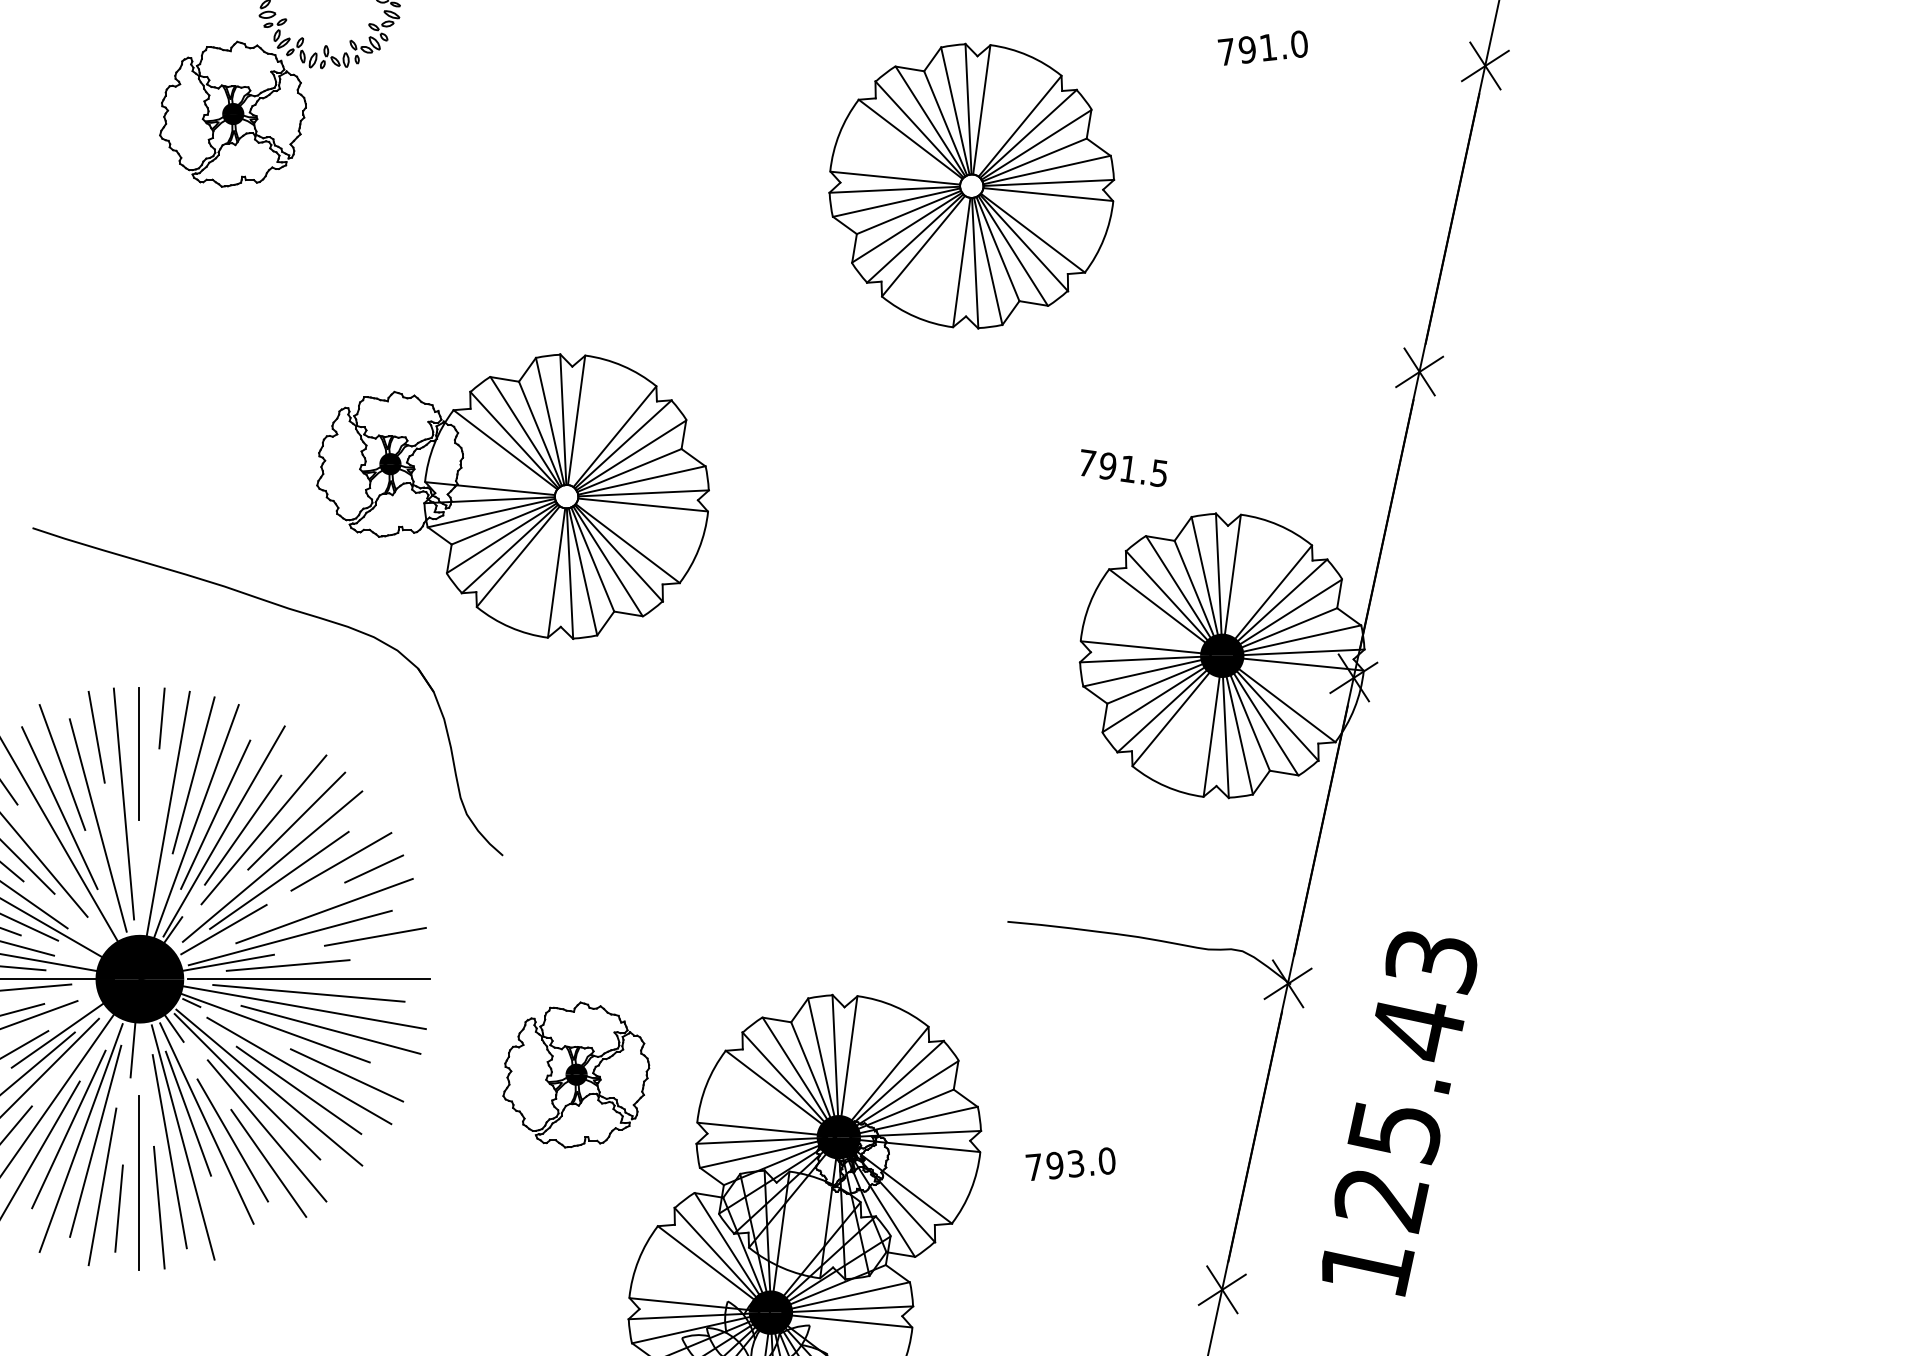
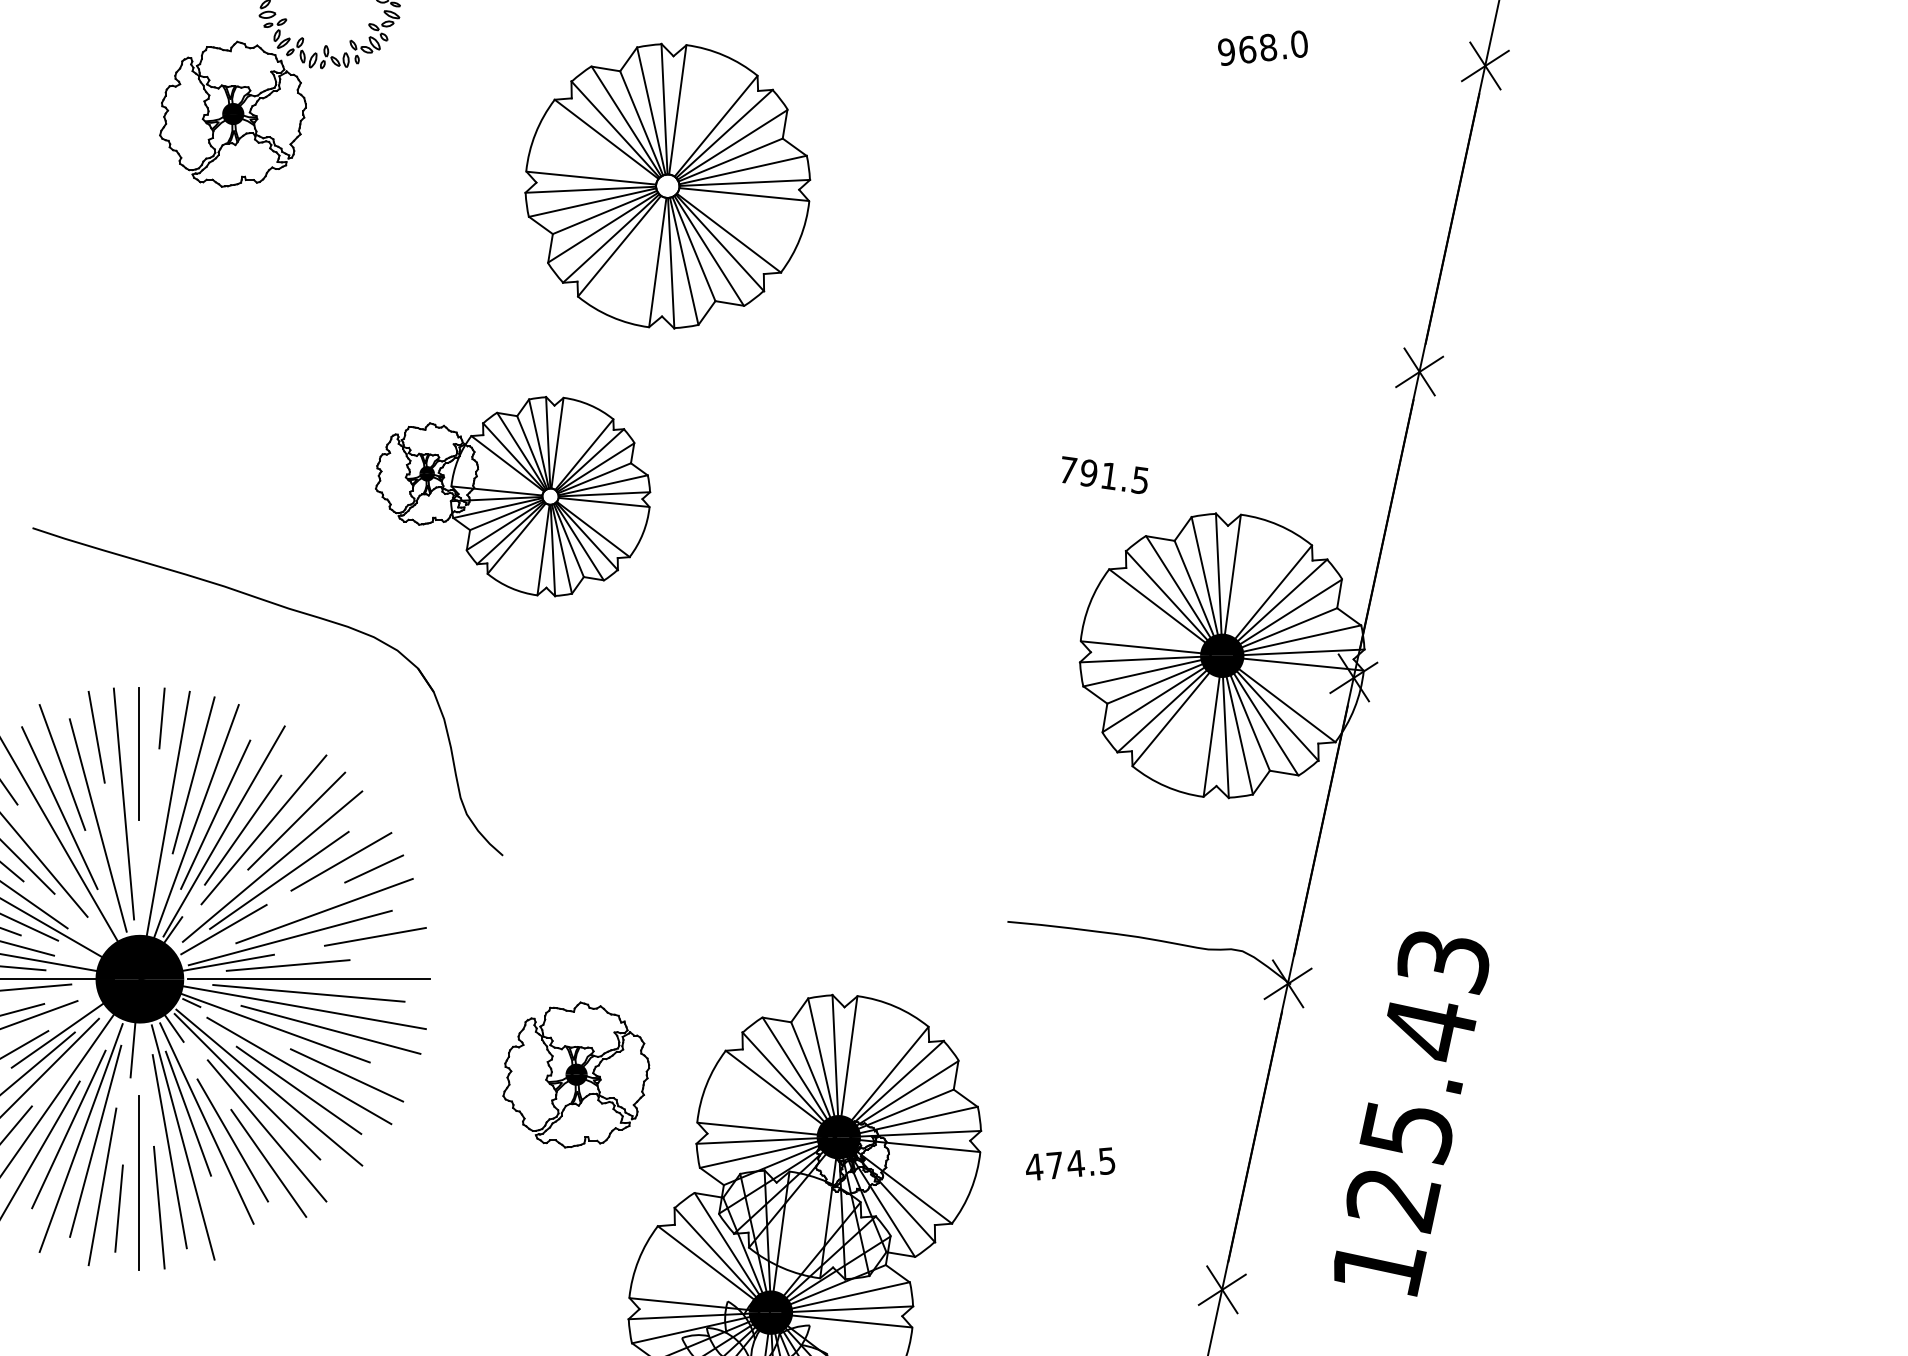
text: 791.0 -> 968.0 (1247, 49)
part position: (971, 185) -> (667, 185) (667, 185)
text position: (1124, 467) -> (1105, 474) (1105, 474)
part size: 394x287 px -> 277x202 px (513, 496)
text position: (1399, 1113) -> (1411, 1113) (1411, 1113)
text: 793.0 -> 474.5 (1070, 1163)
